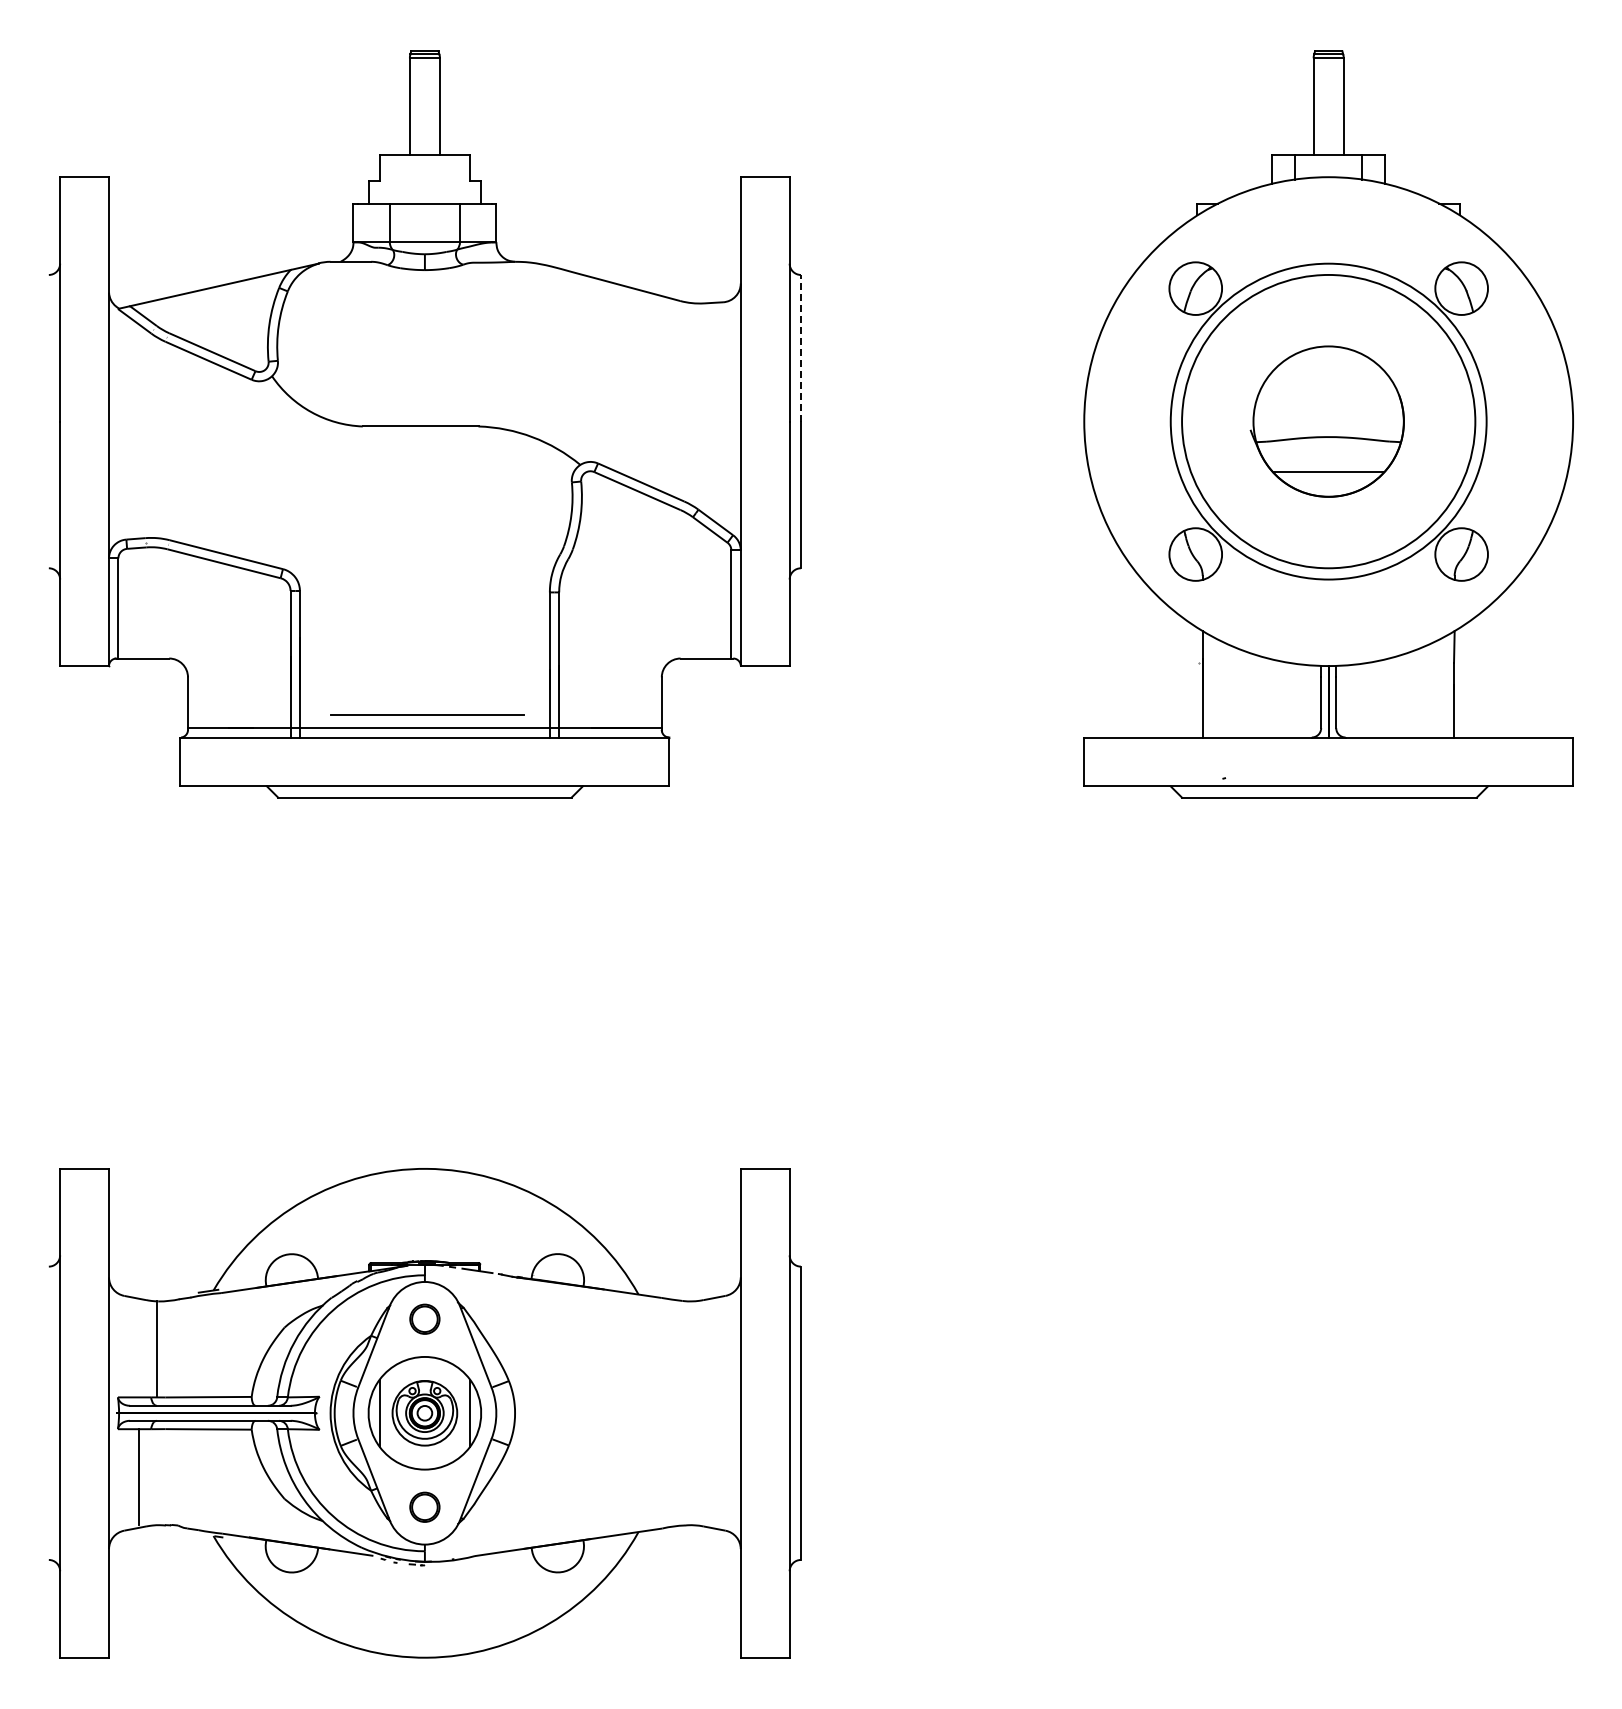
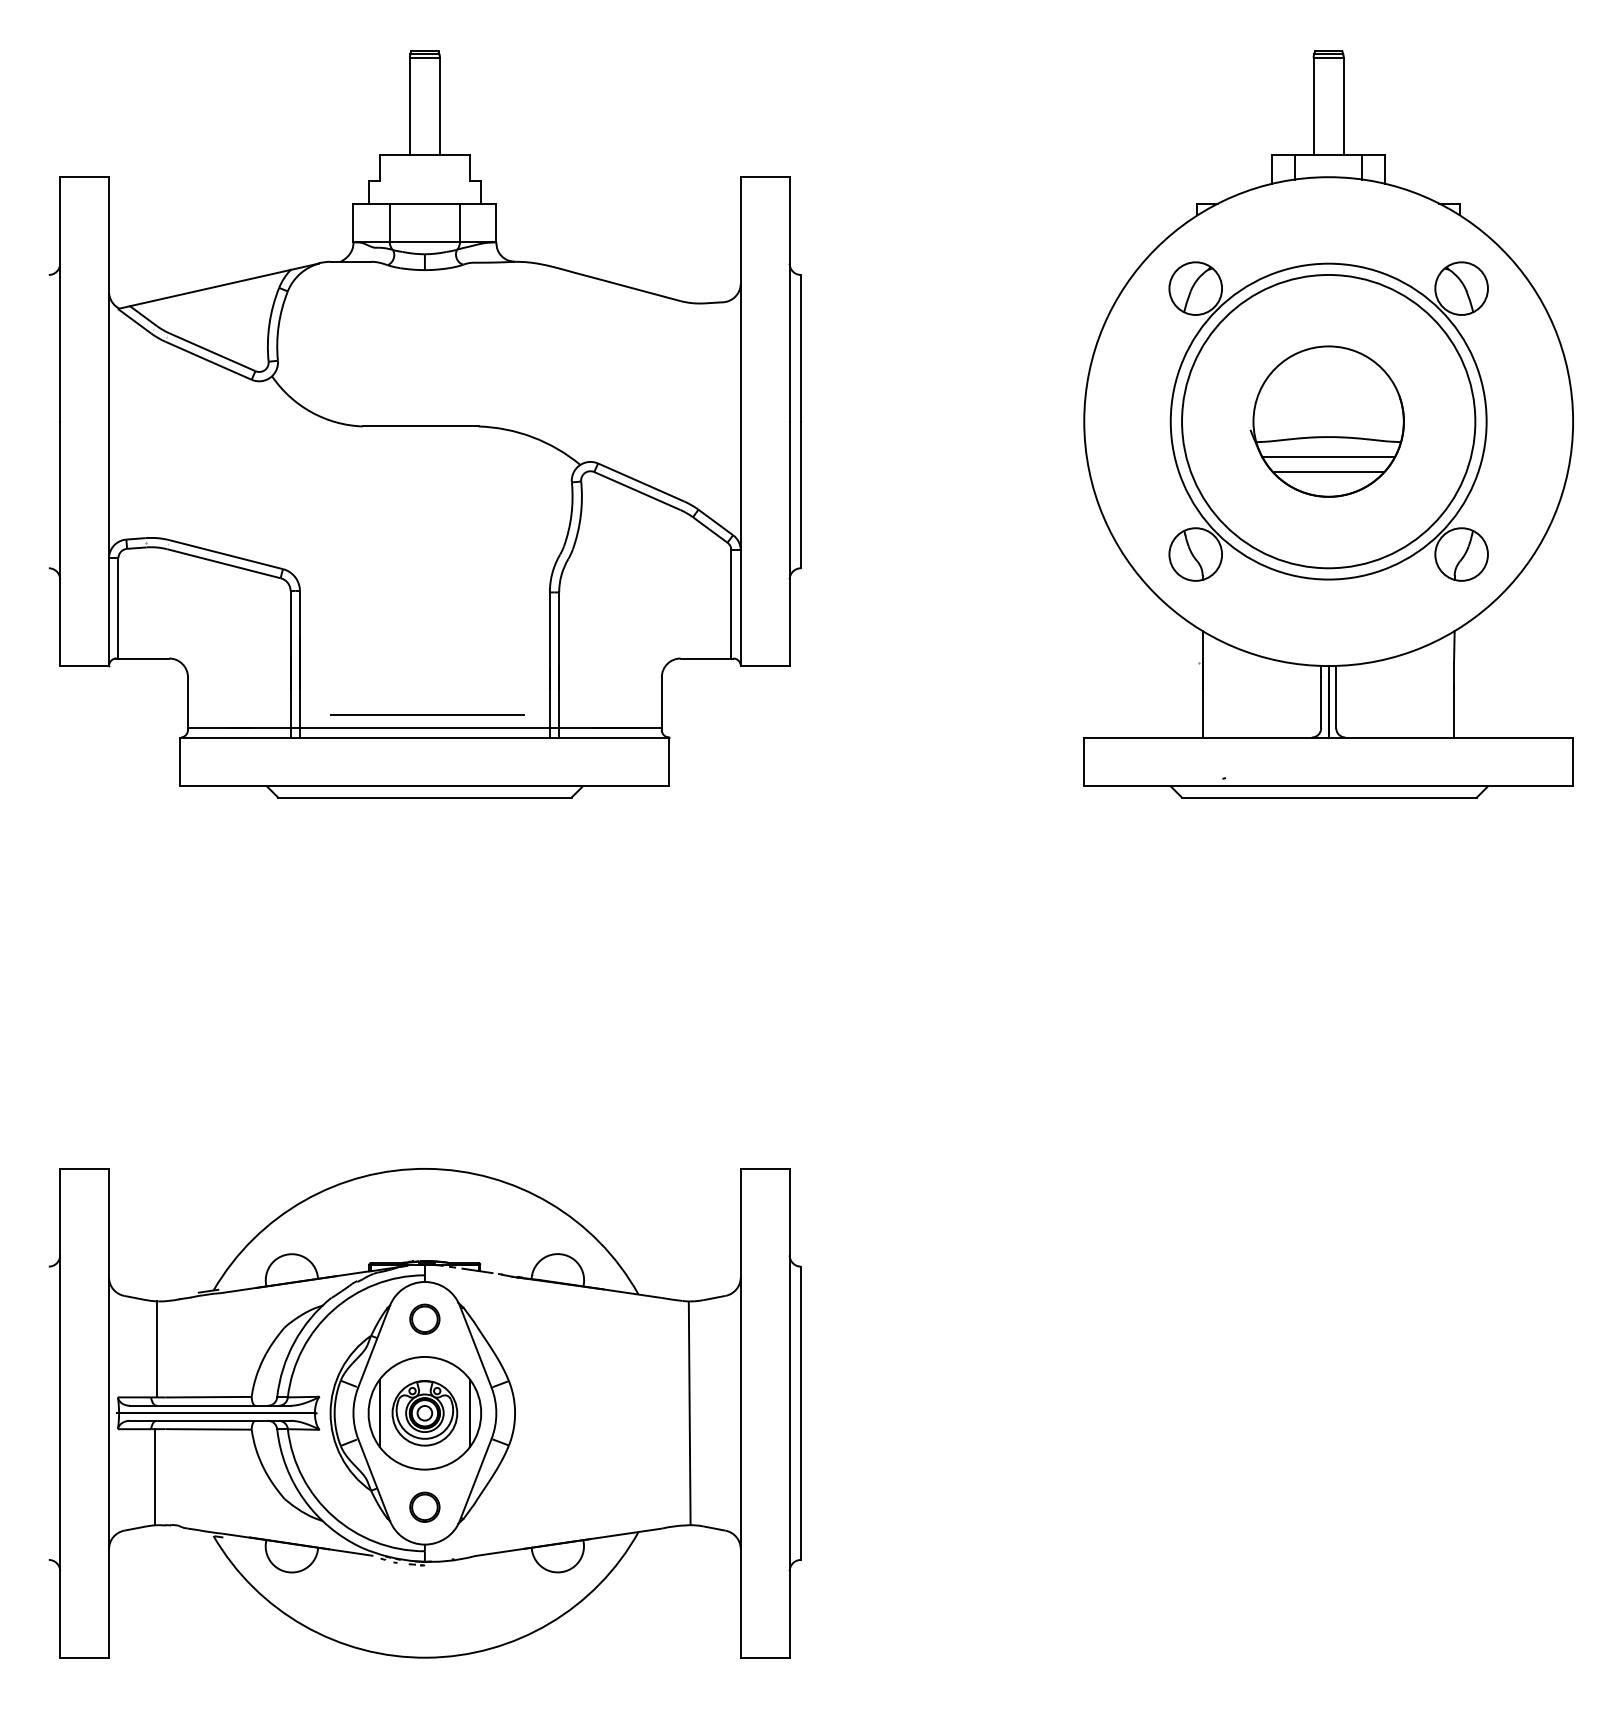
line: dashed -> solid (800, 347)
line: none -> present (1328, 456)
line: none -> present (689, 1413)
line position: (139, 1476) -> (155, 1476) (155, 1476)
